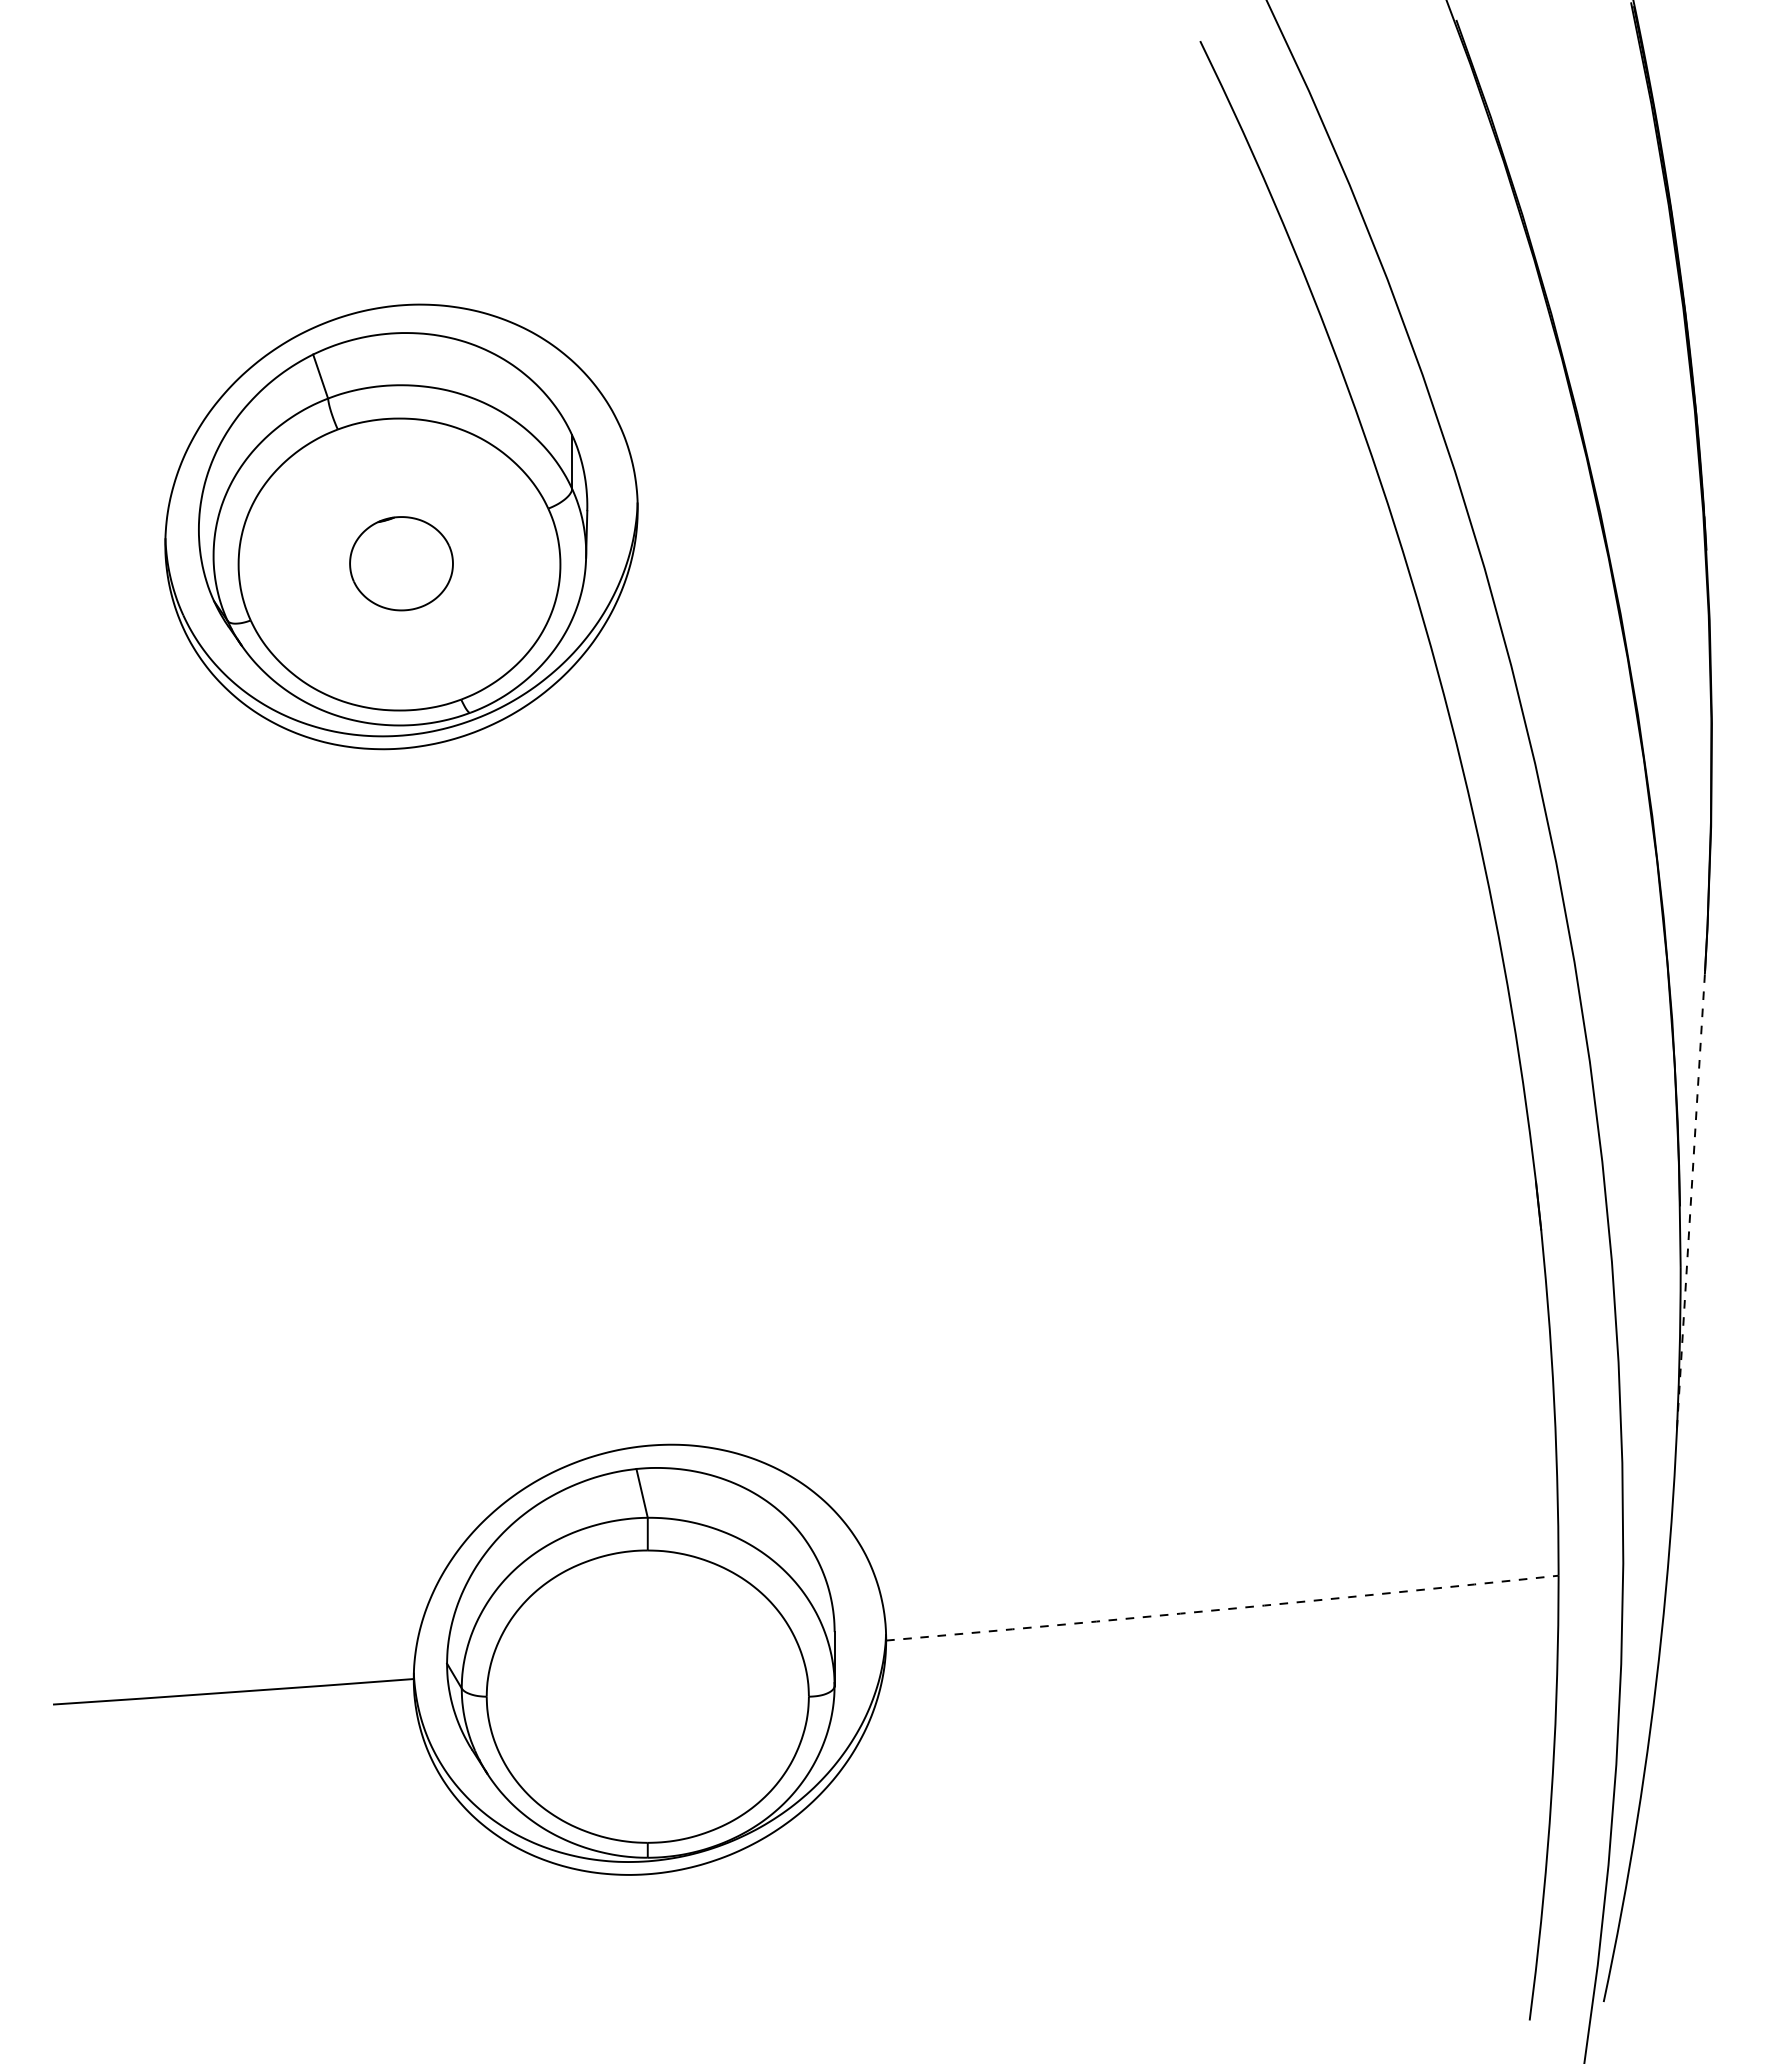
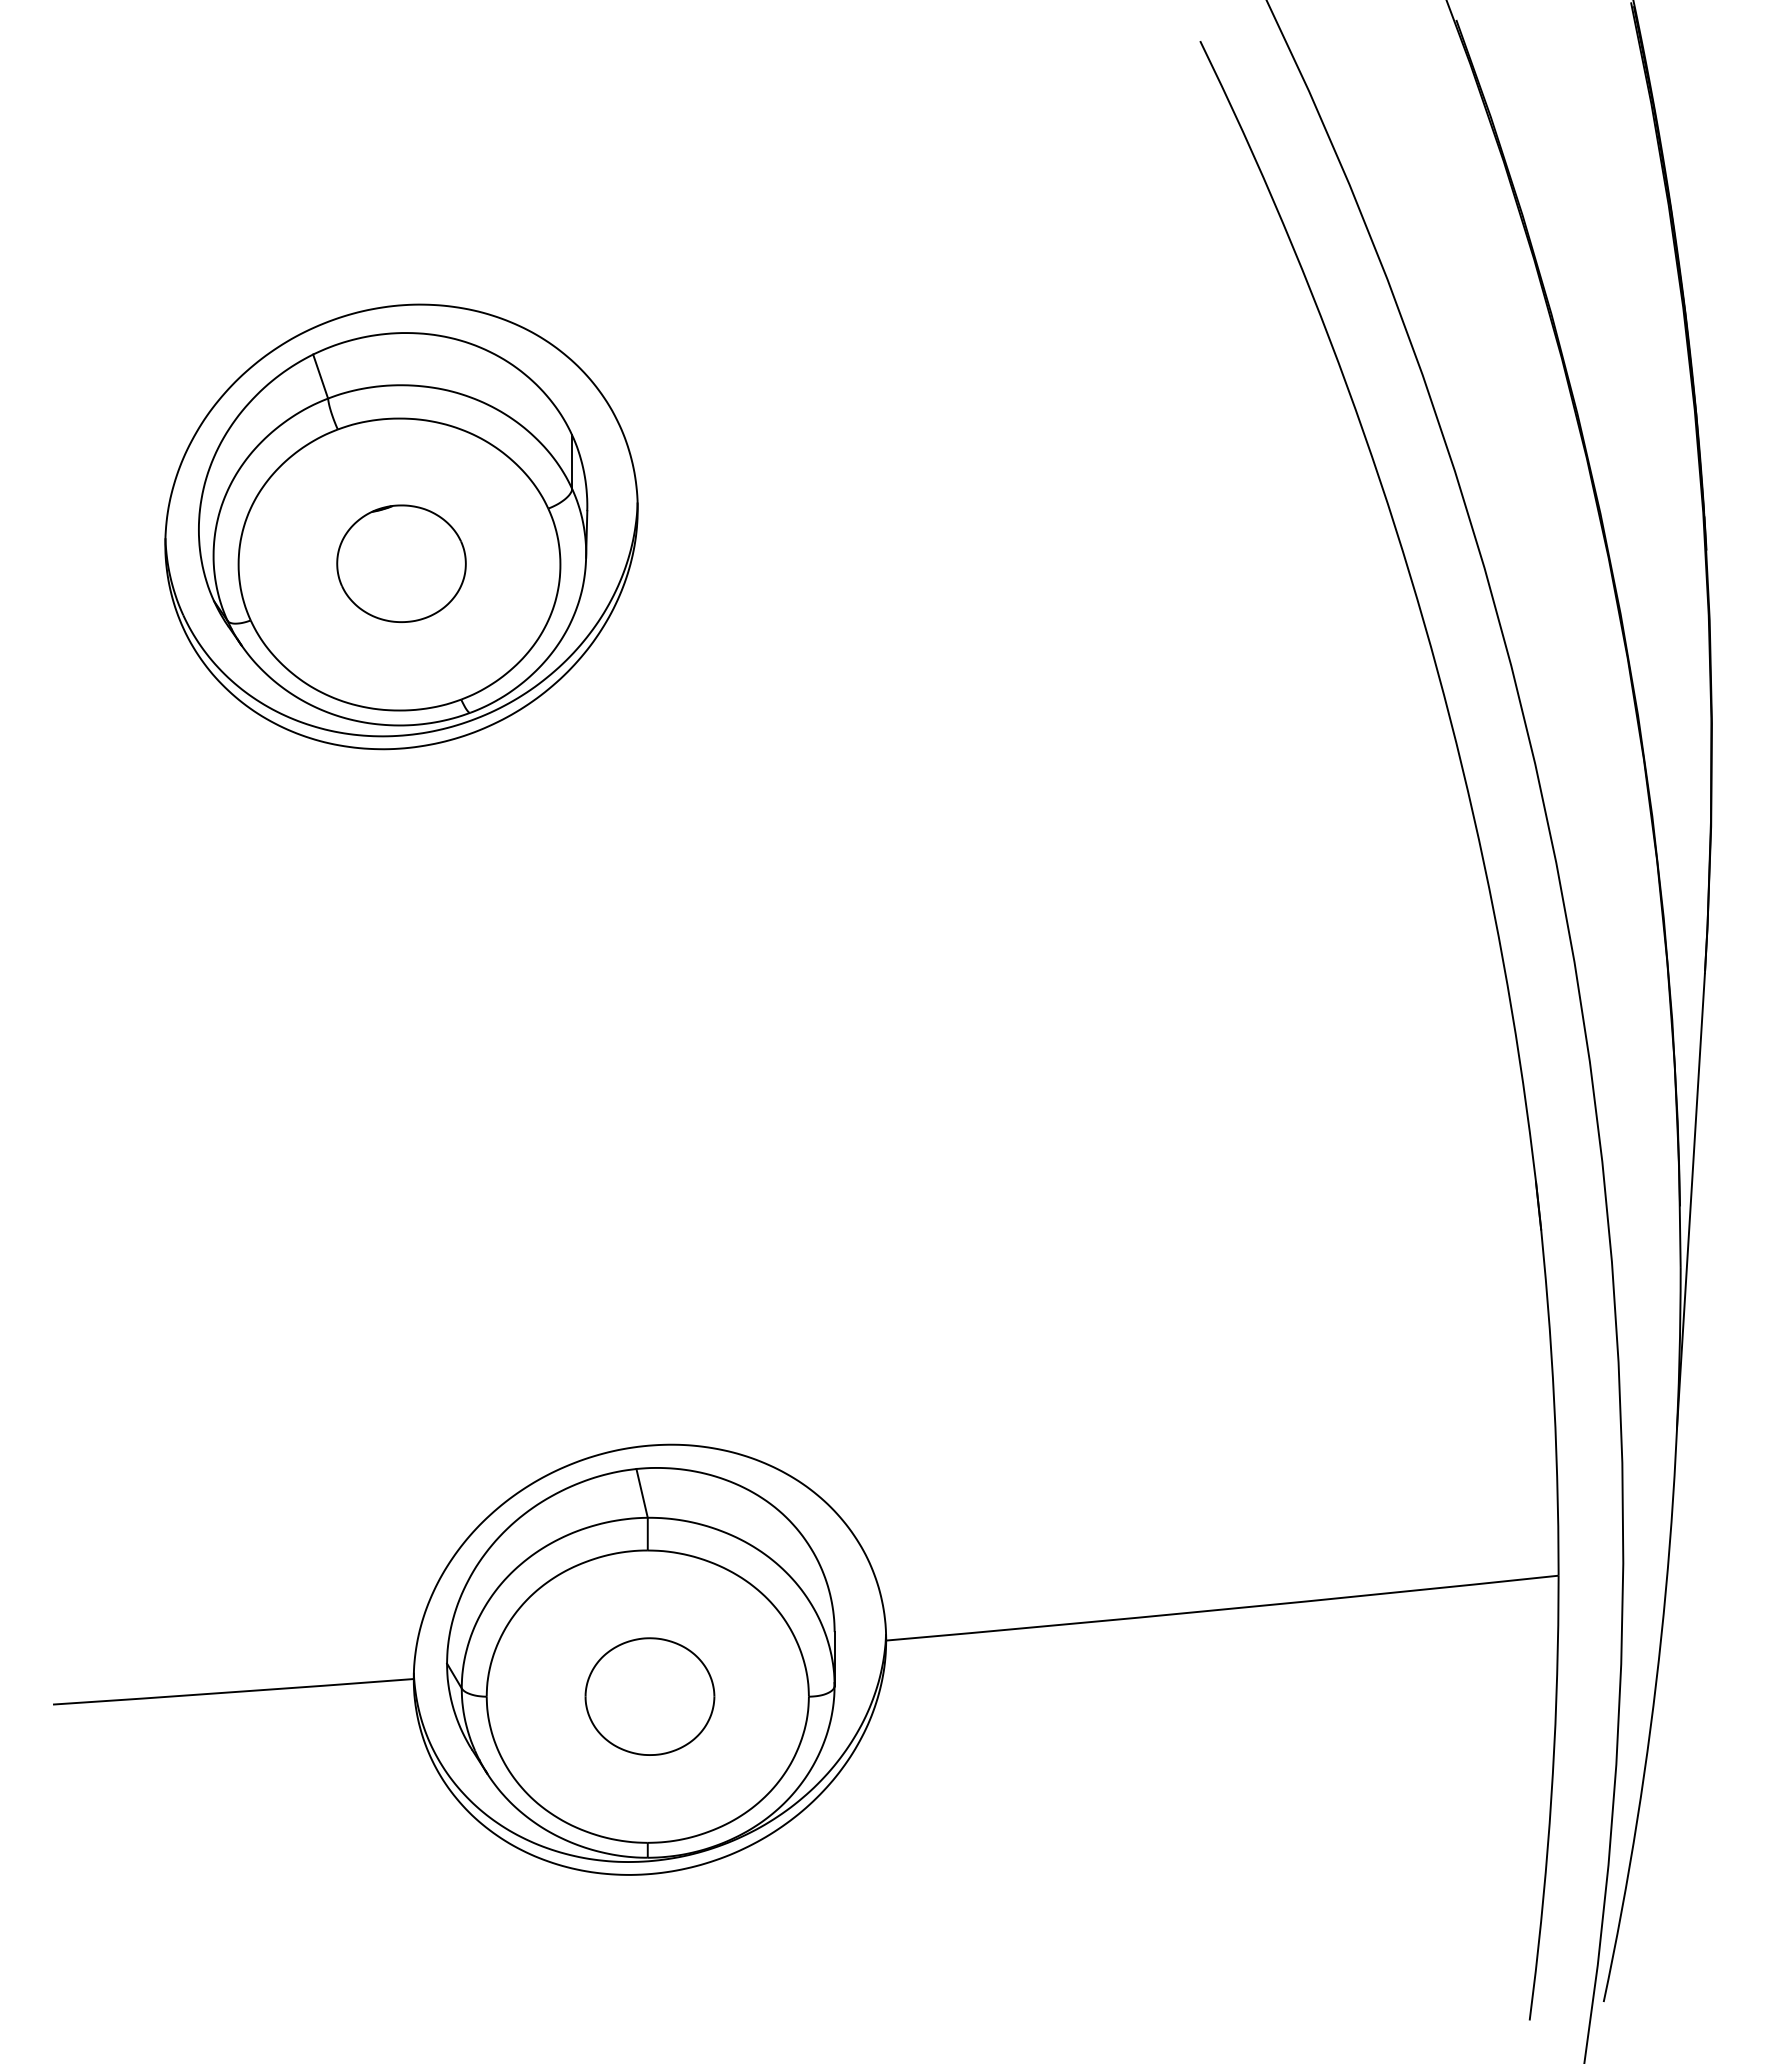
part size: 105x96 px -> 131x119 px (401, 563)
line: dashed -> solid (1690, 1201)
arc: dashed -> solid (1222, 1609)
part: none -> present (649, 1696)
